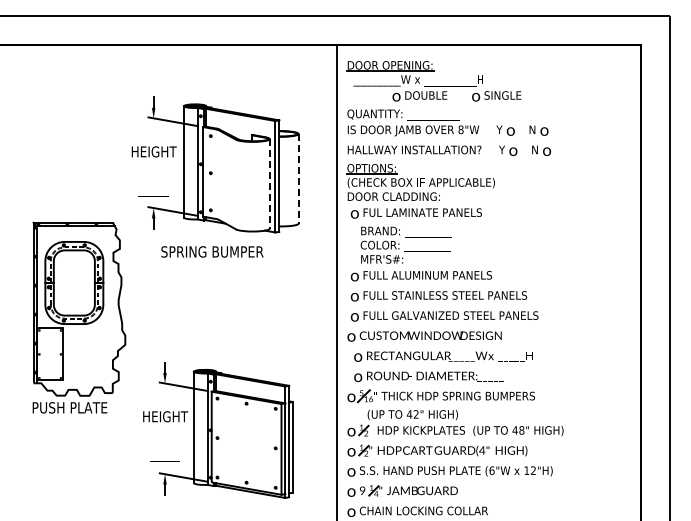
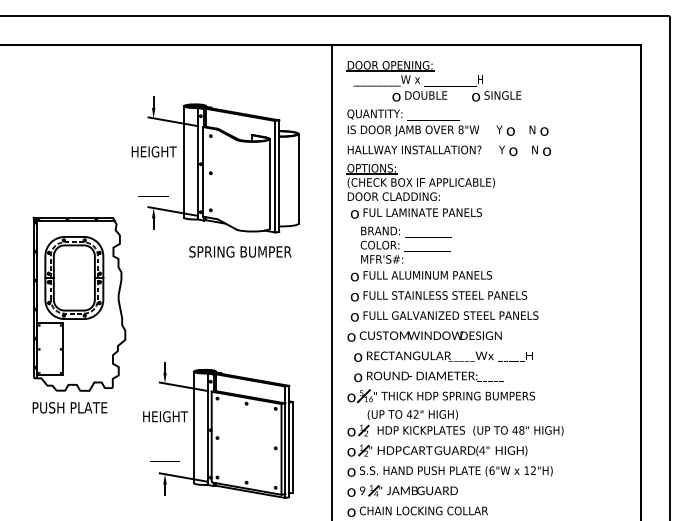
line: dashed -> solid (298, 178)
line: dashed -> solid (269, 183)
text position: (212, 251) -> (240, 251) (240, 251)
line position: (336, 280) -> (331, 280) (331, 280)
part position: (79, 308) -> (79, 303) (79, 303)
